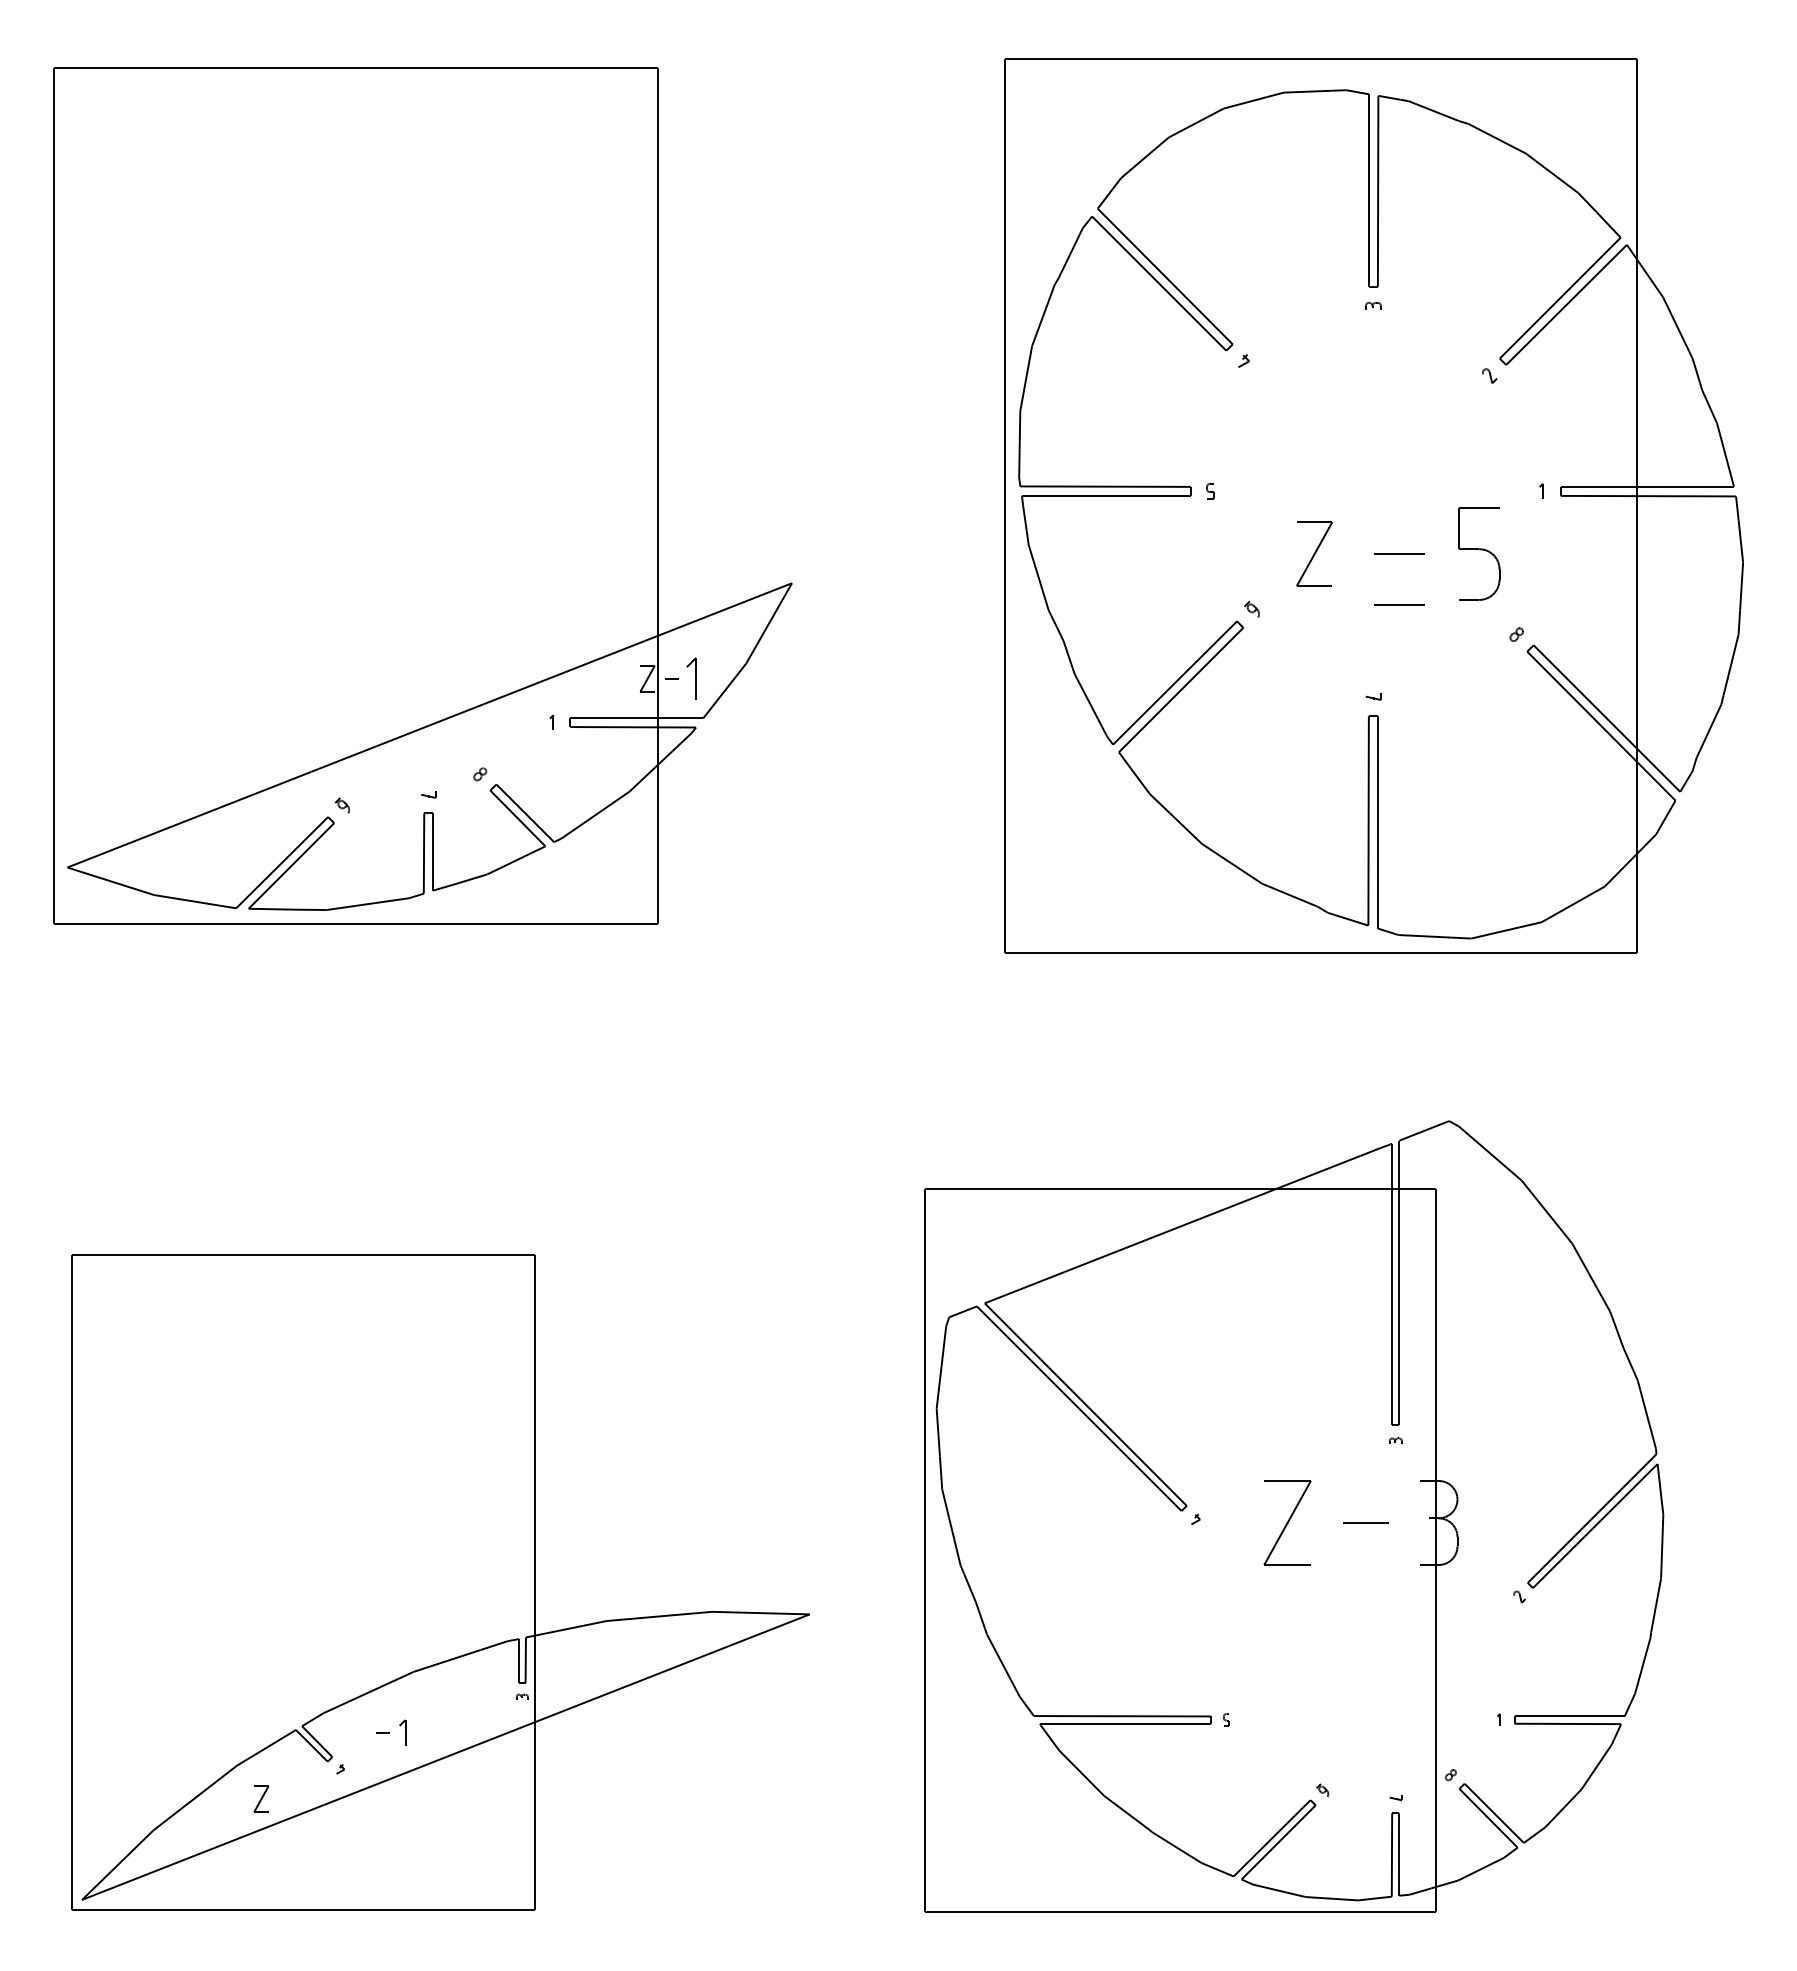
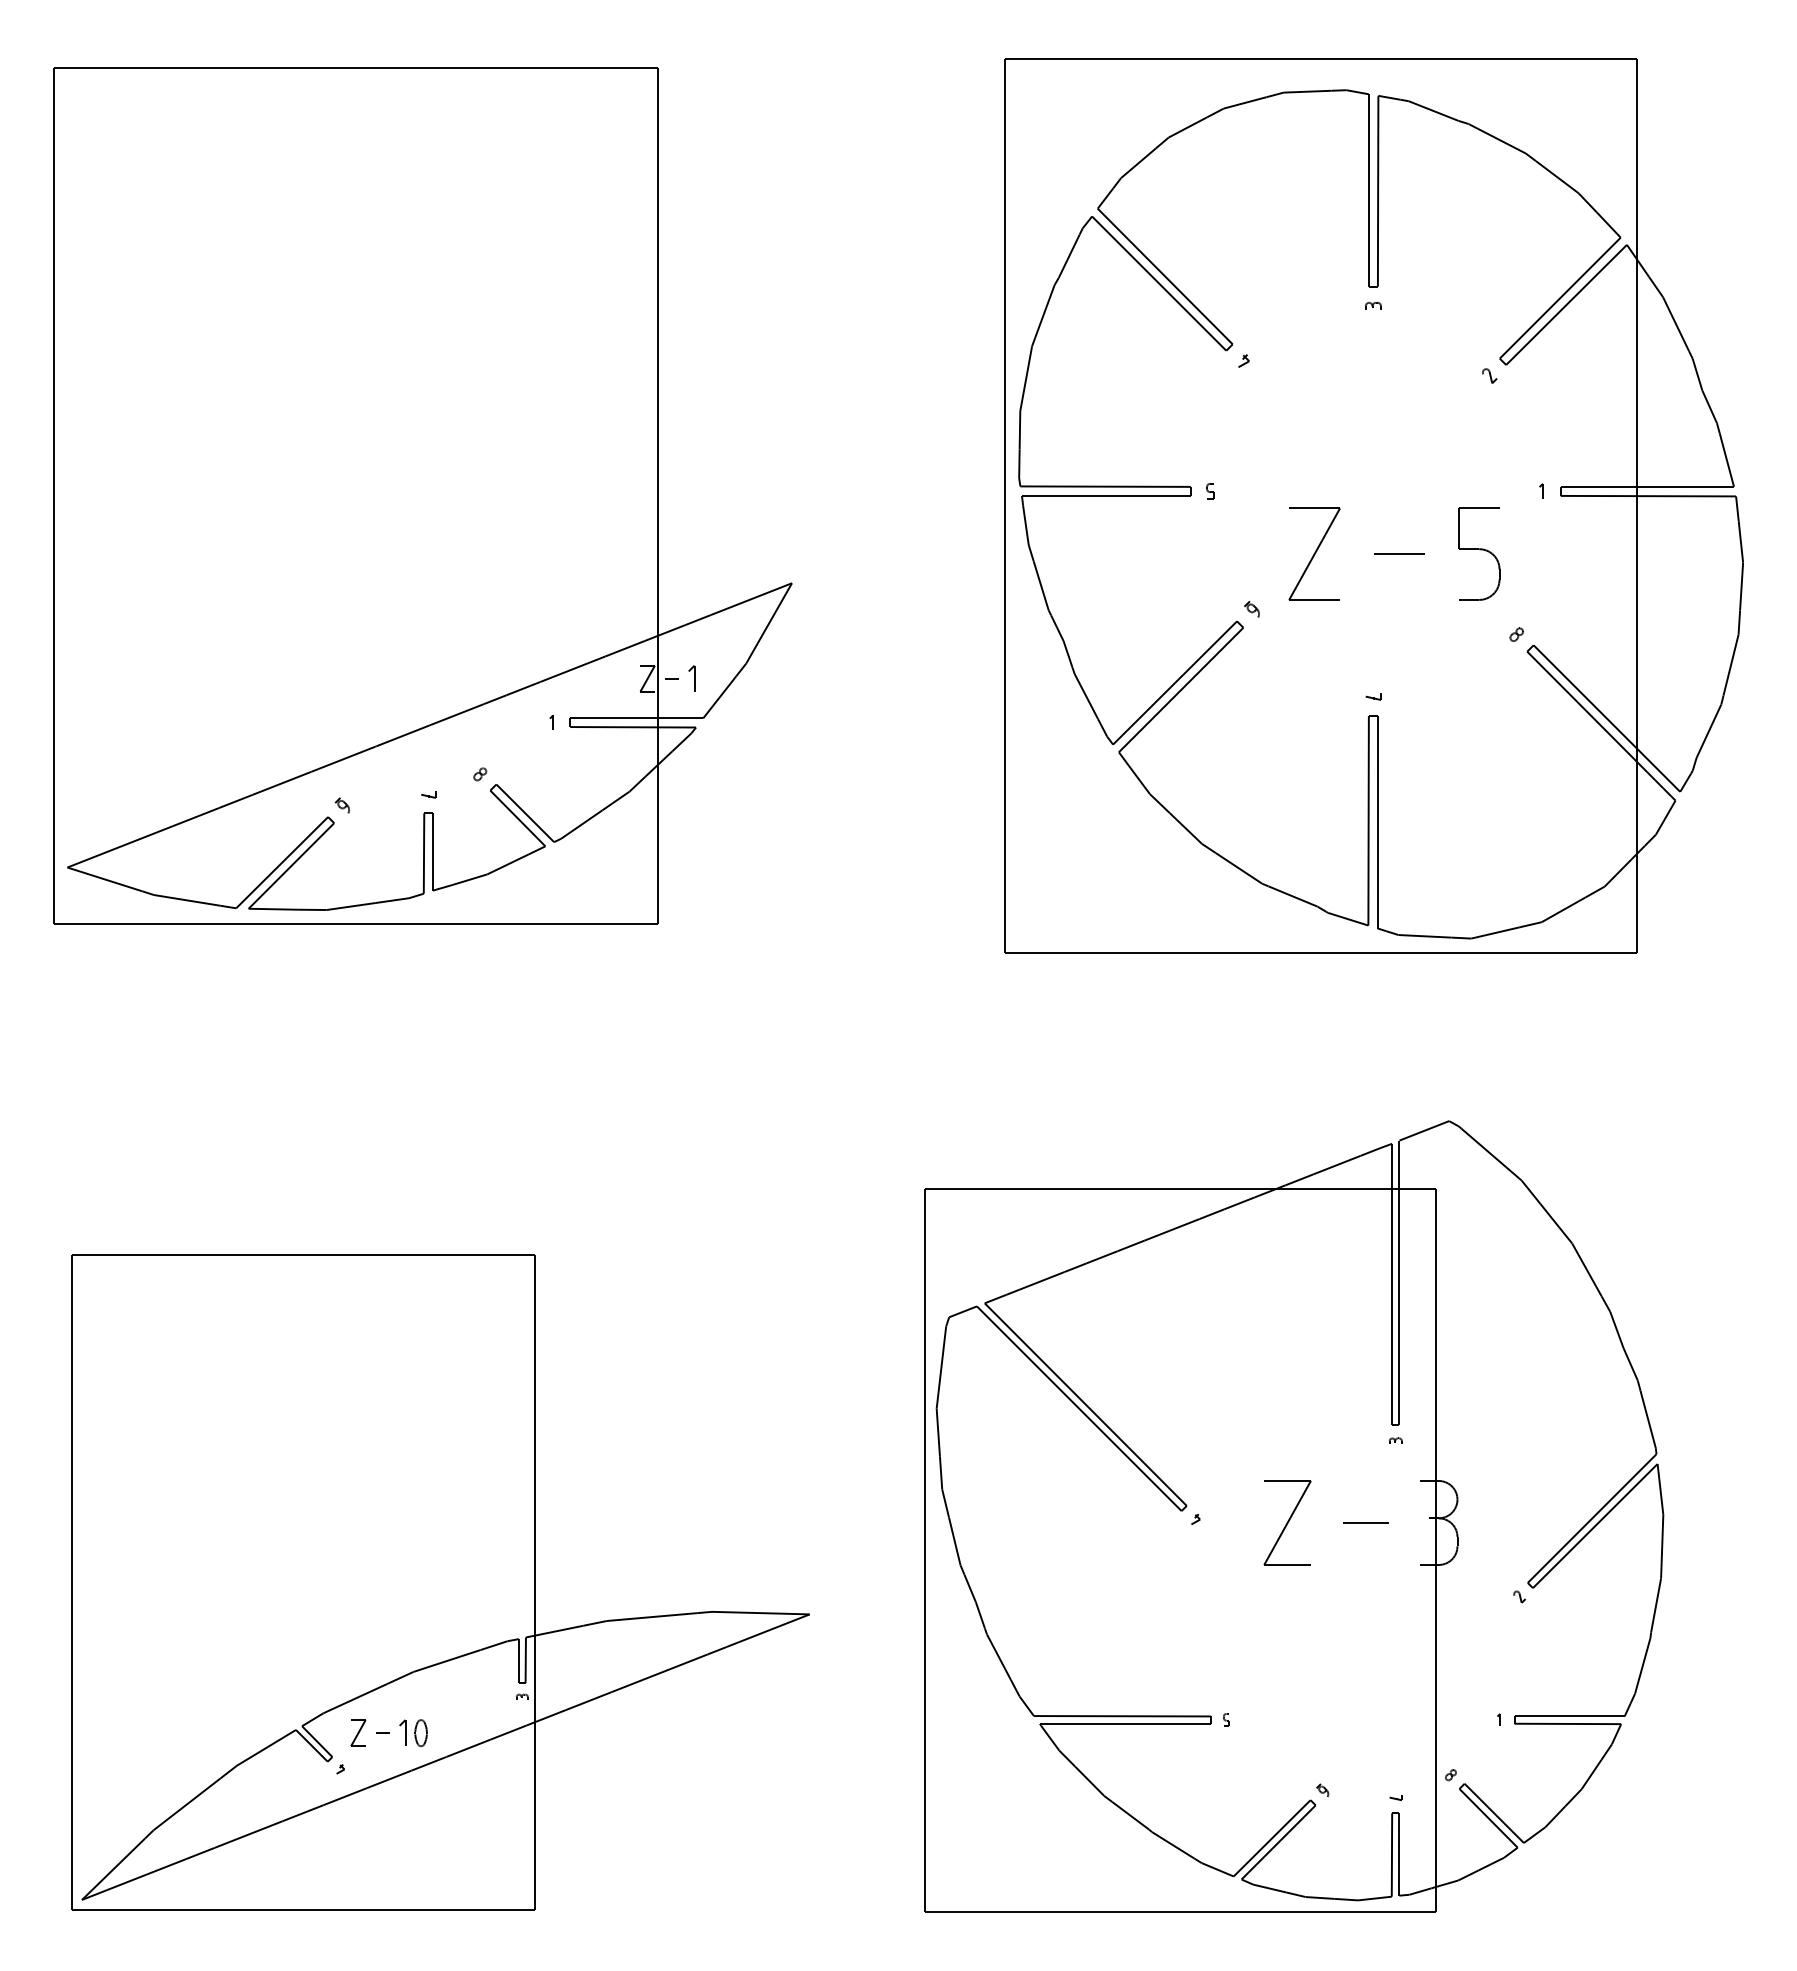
part size: 37x66 px -> 53x94 px (1314, 553)
line: present -> none (1399, 604)
part size: 11x43 px -> 8x27 px (691, 678)
part: none -> present (420, 1733)
part position: (261, 1798) -> (358, 1732) (358, 1732)
